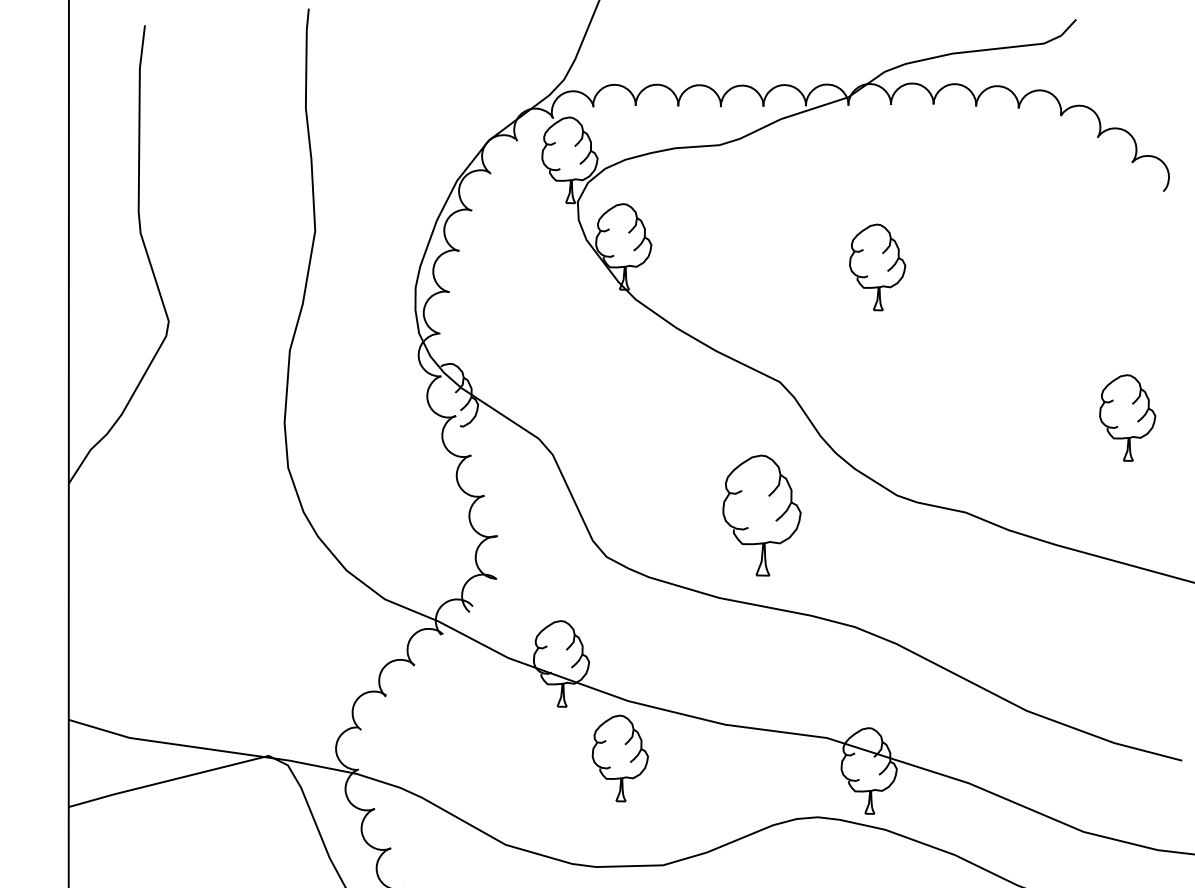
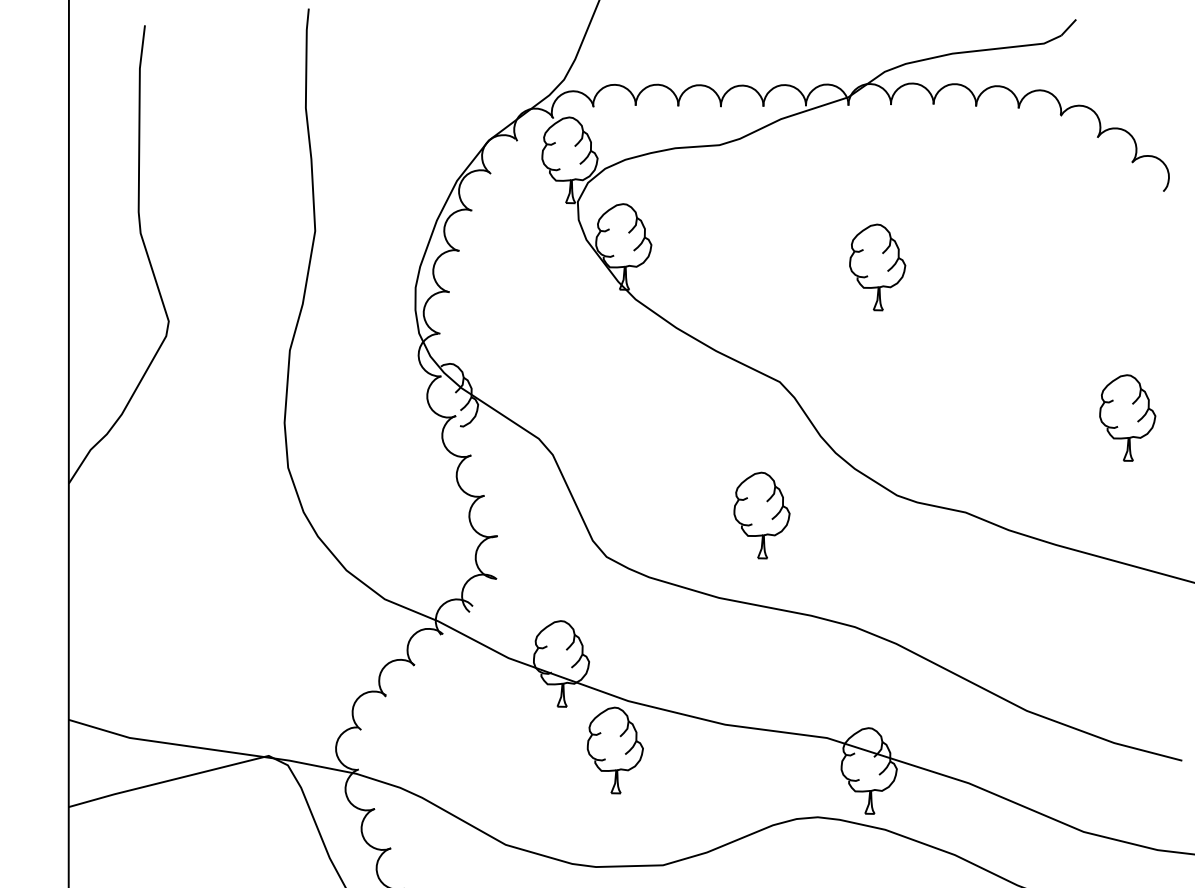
part size: 80x123 px -> 58x89 px (761, 515)
part position: (619, 758) -> (614, 750) (614, 750)
